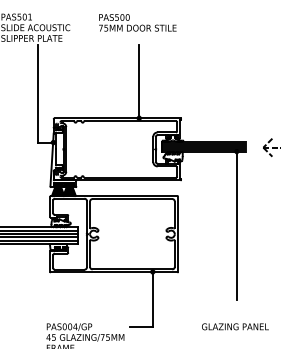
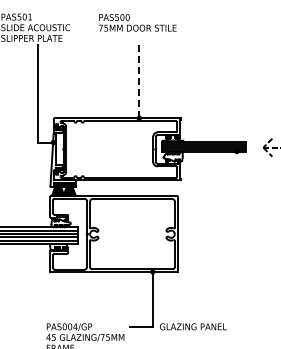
line: solid -> dashed (139, 81)
line: present -> none (236, 225)
text position: (235, 326) -> (193, 326) (193, 326)
